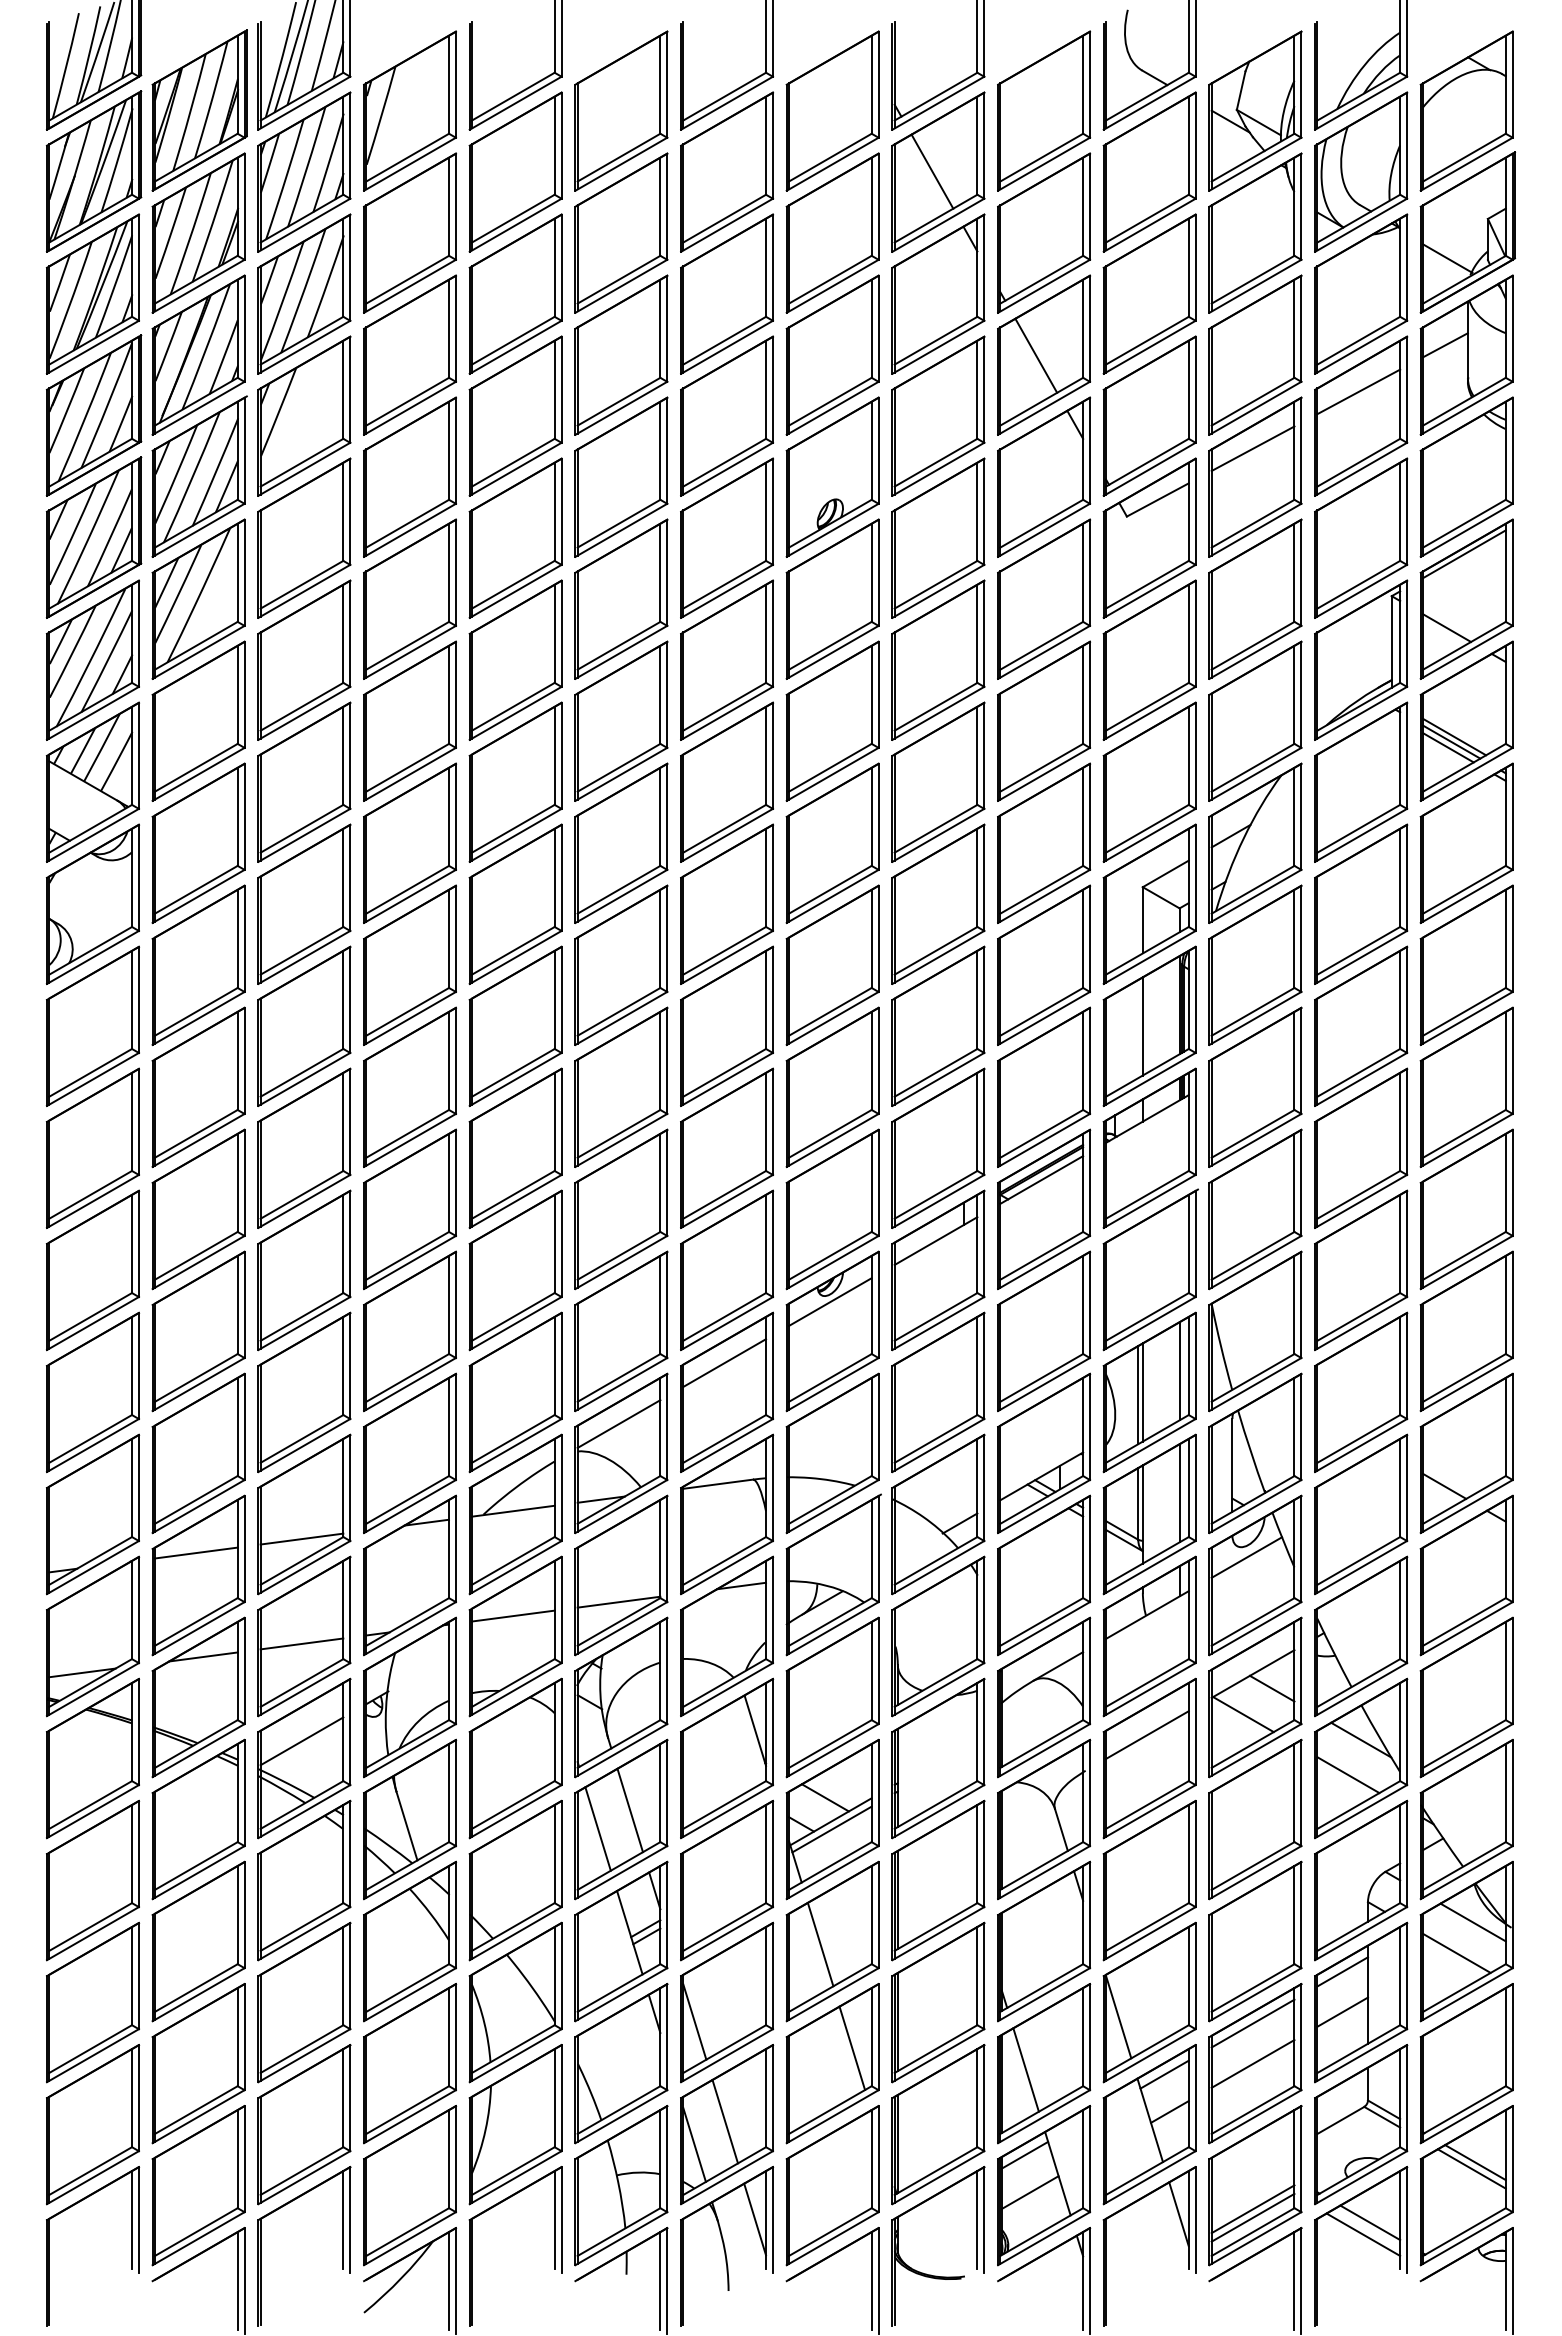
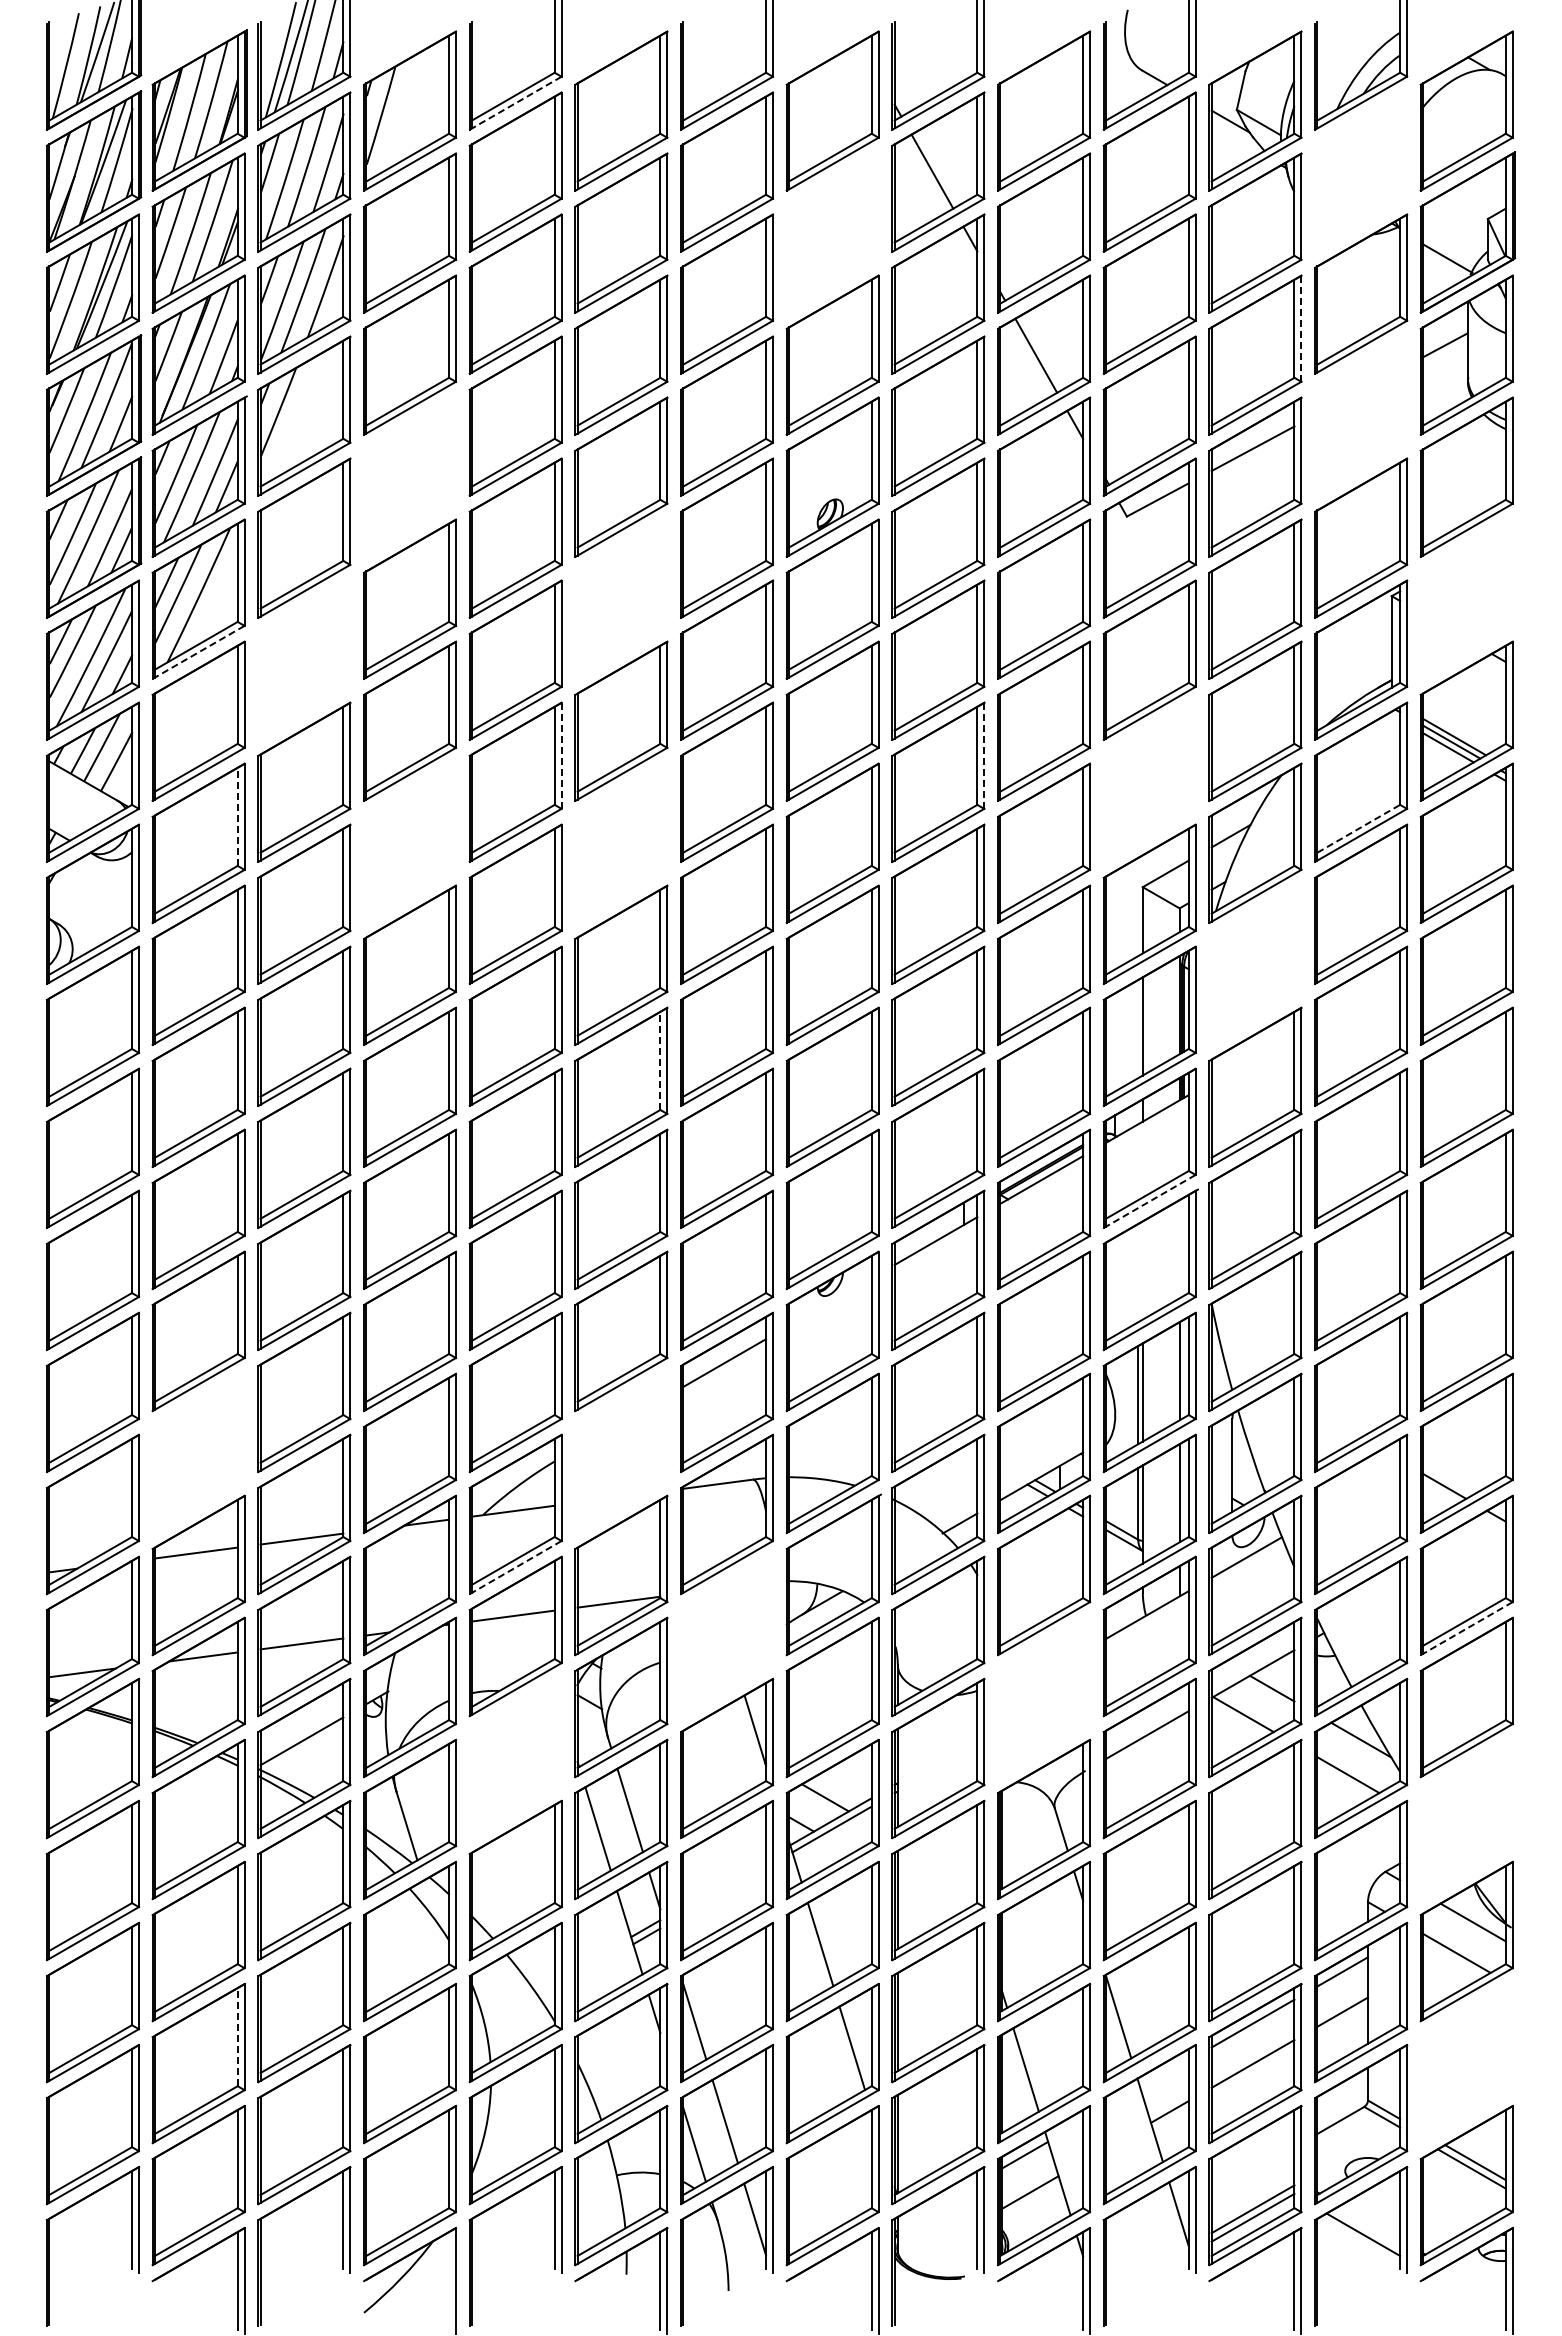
line: solid -> dashed (516, 103)
part: present -> none (1361, 171)
part: present -> none (832, 232)
line: solid -> dashed (1301, 328)
part: present -> none (1361, 415)
part: present -> none (409, 476)
part: present -> none (621, 598)
part: present -> none (1466, 598)
line: solid -> dashed (199, 652)
part: present -> none (304, 659)
line: solid -> dashed (561, 755)
line: solid -> dashed (984, 755)
part: present -> none (1149, 781)
line: solid -> dashed (237, 816)
line: solid -> dashed (1358, 828)
part: present -> none (409, 842)
part: present -> none (621, 842)
part: present -> none (1255, 964)
line: solid -> dashed (660, 1060)
line: solid -> dashed (1150, 1201)
line: present -> none (830, 1301)
part: present -> none (198, 1453)
part: present -> none (621, 1453)
line: solid -> dashed (516, 1567)
line: solid -> dashed (1467, 1628)
part: present -> none (727, 1636)
part: present -> none (1044, 1697)
part: present -> none (515, 1758)
part: present -> none (1466, 1819)
line: solid -> dashed (237, 2036)
part: present -> none (1466, 2063)
line: present -> none (1164, 2074)
line: present -> none (1370, 2222)
line: present -> none (449, 2281)
